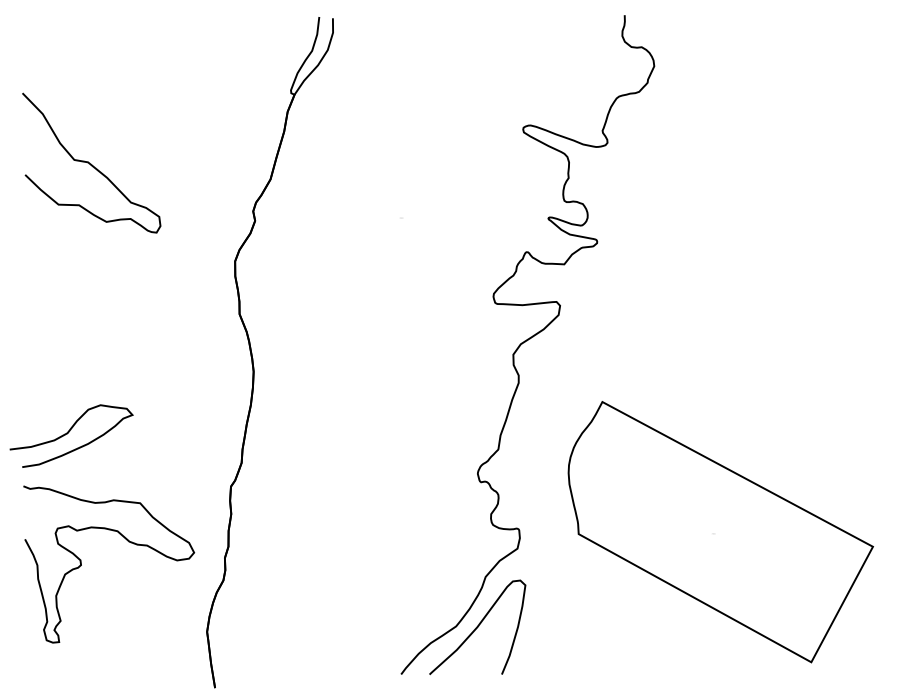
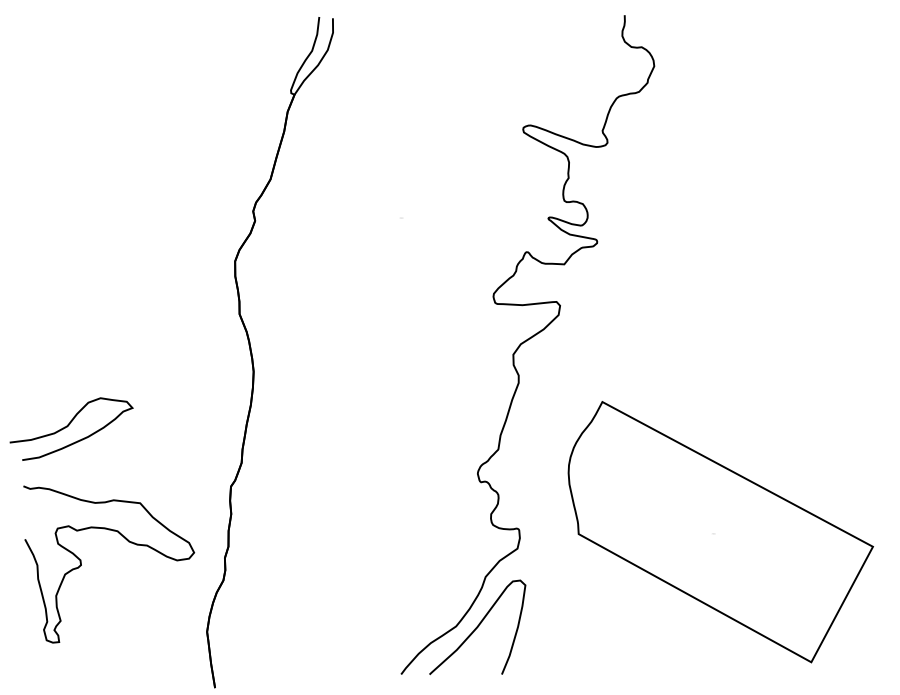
curve: present -> none (91, 163)
curve position: (69, 432) -> (69, 425) (69, 425)
